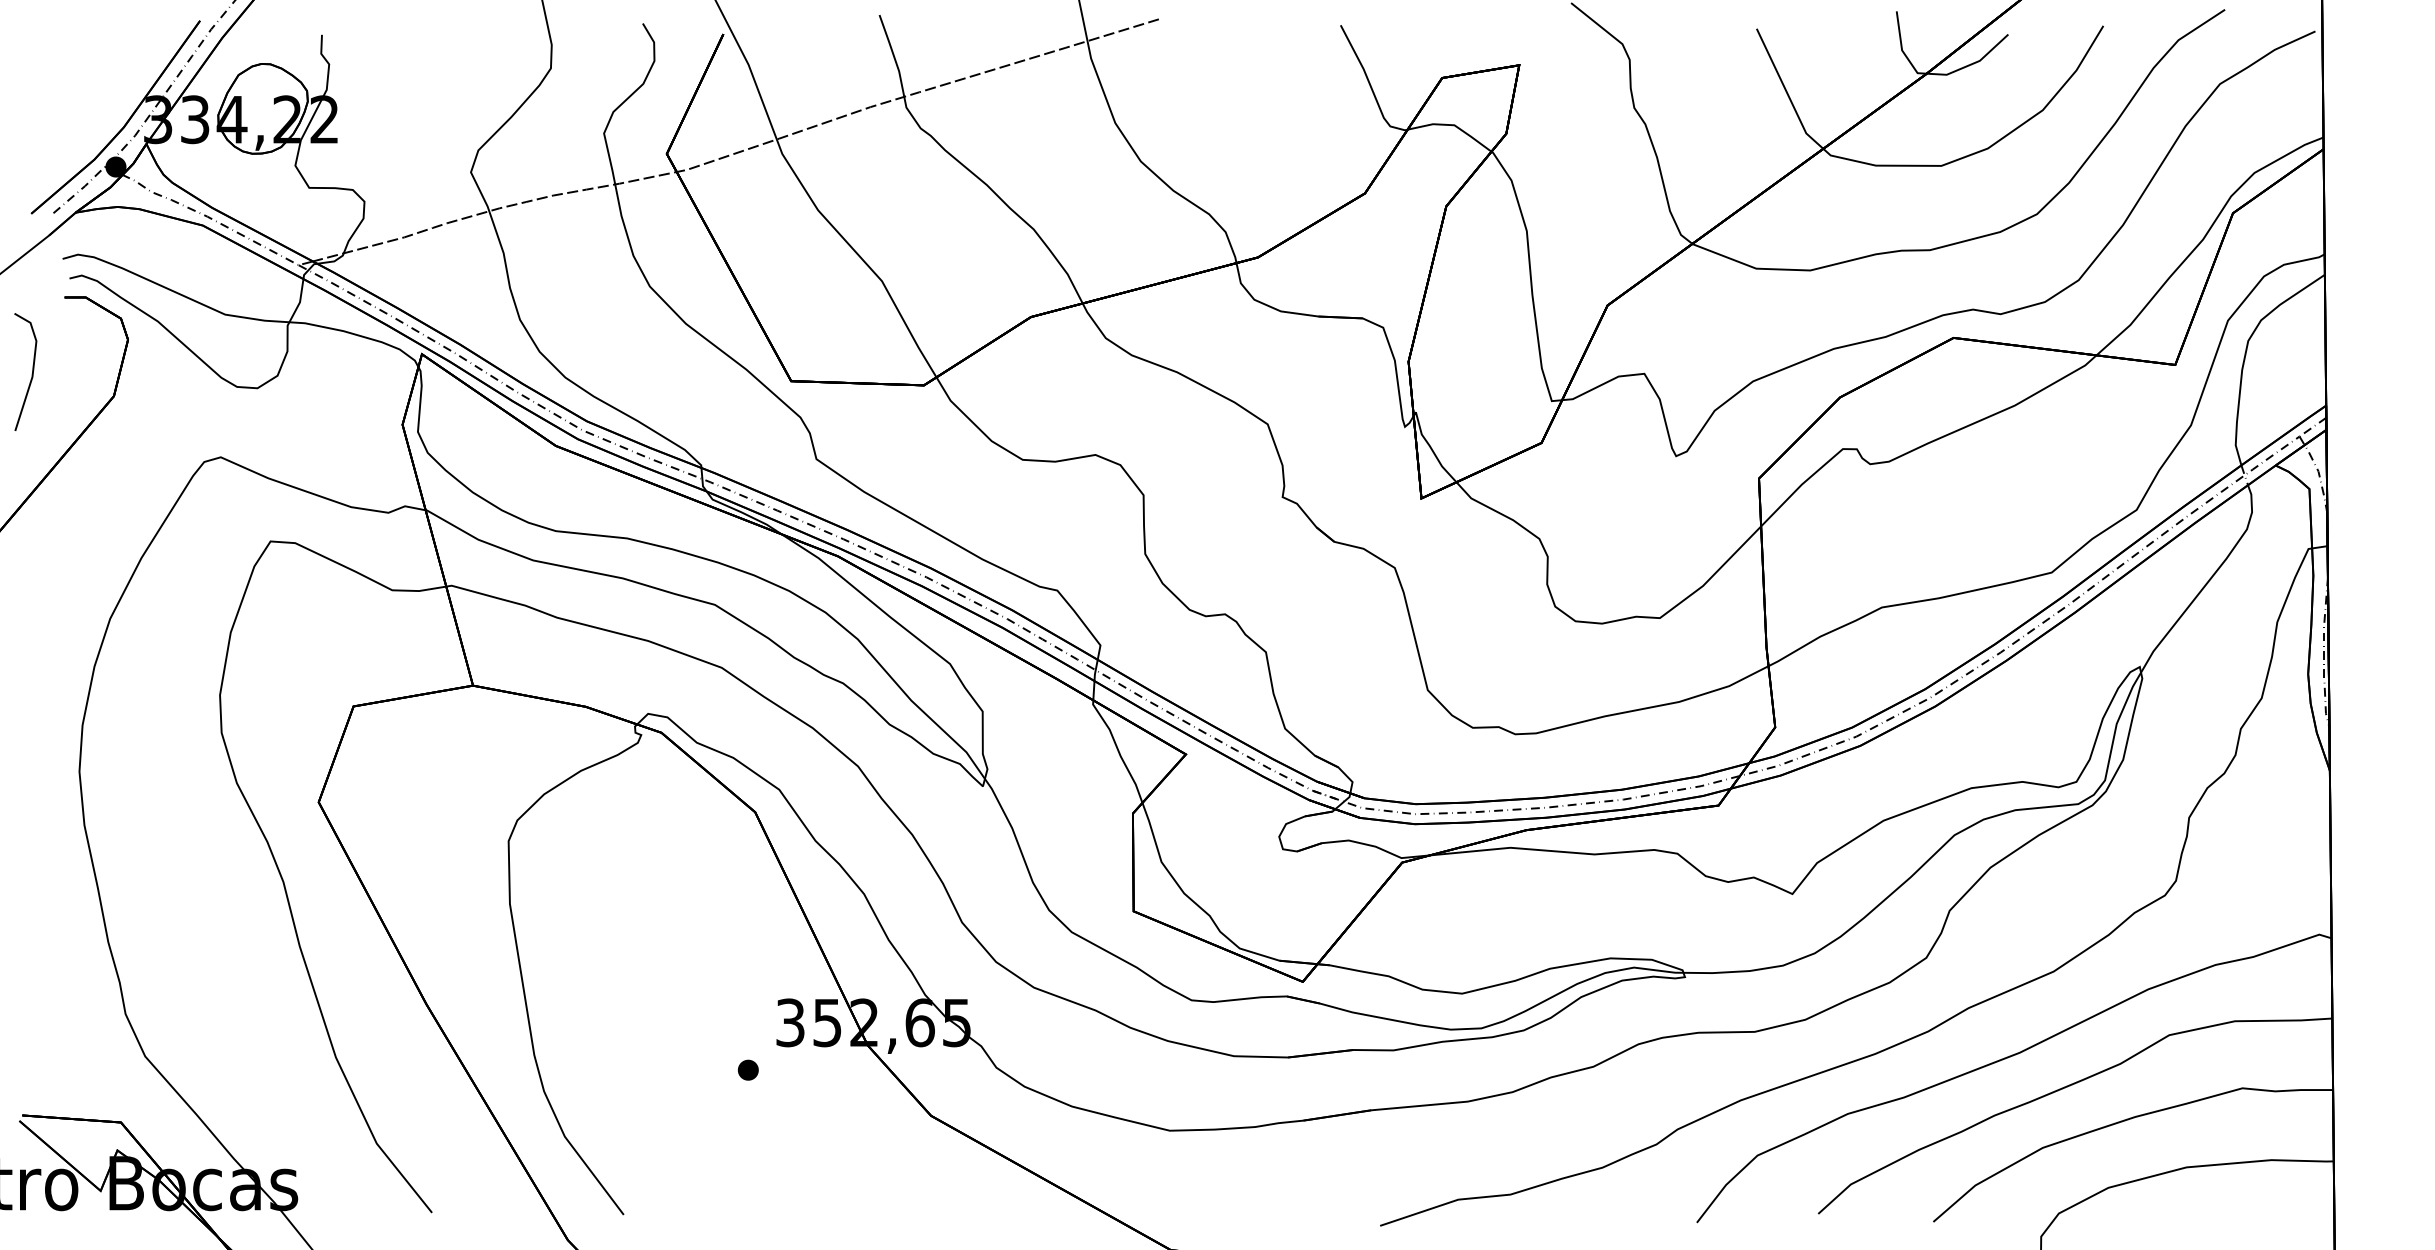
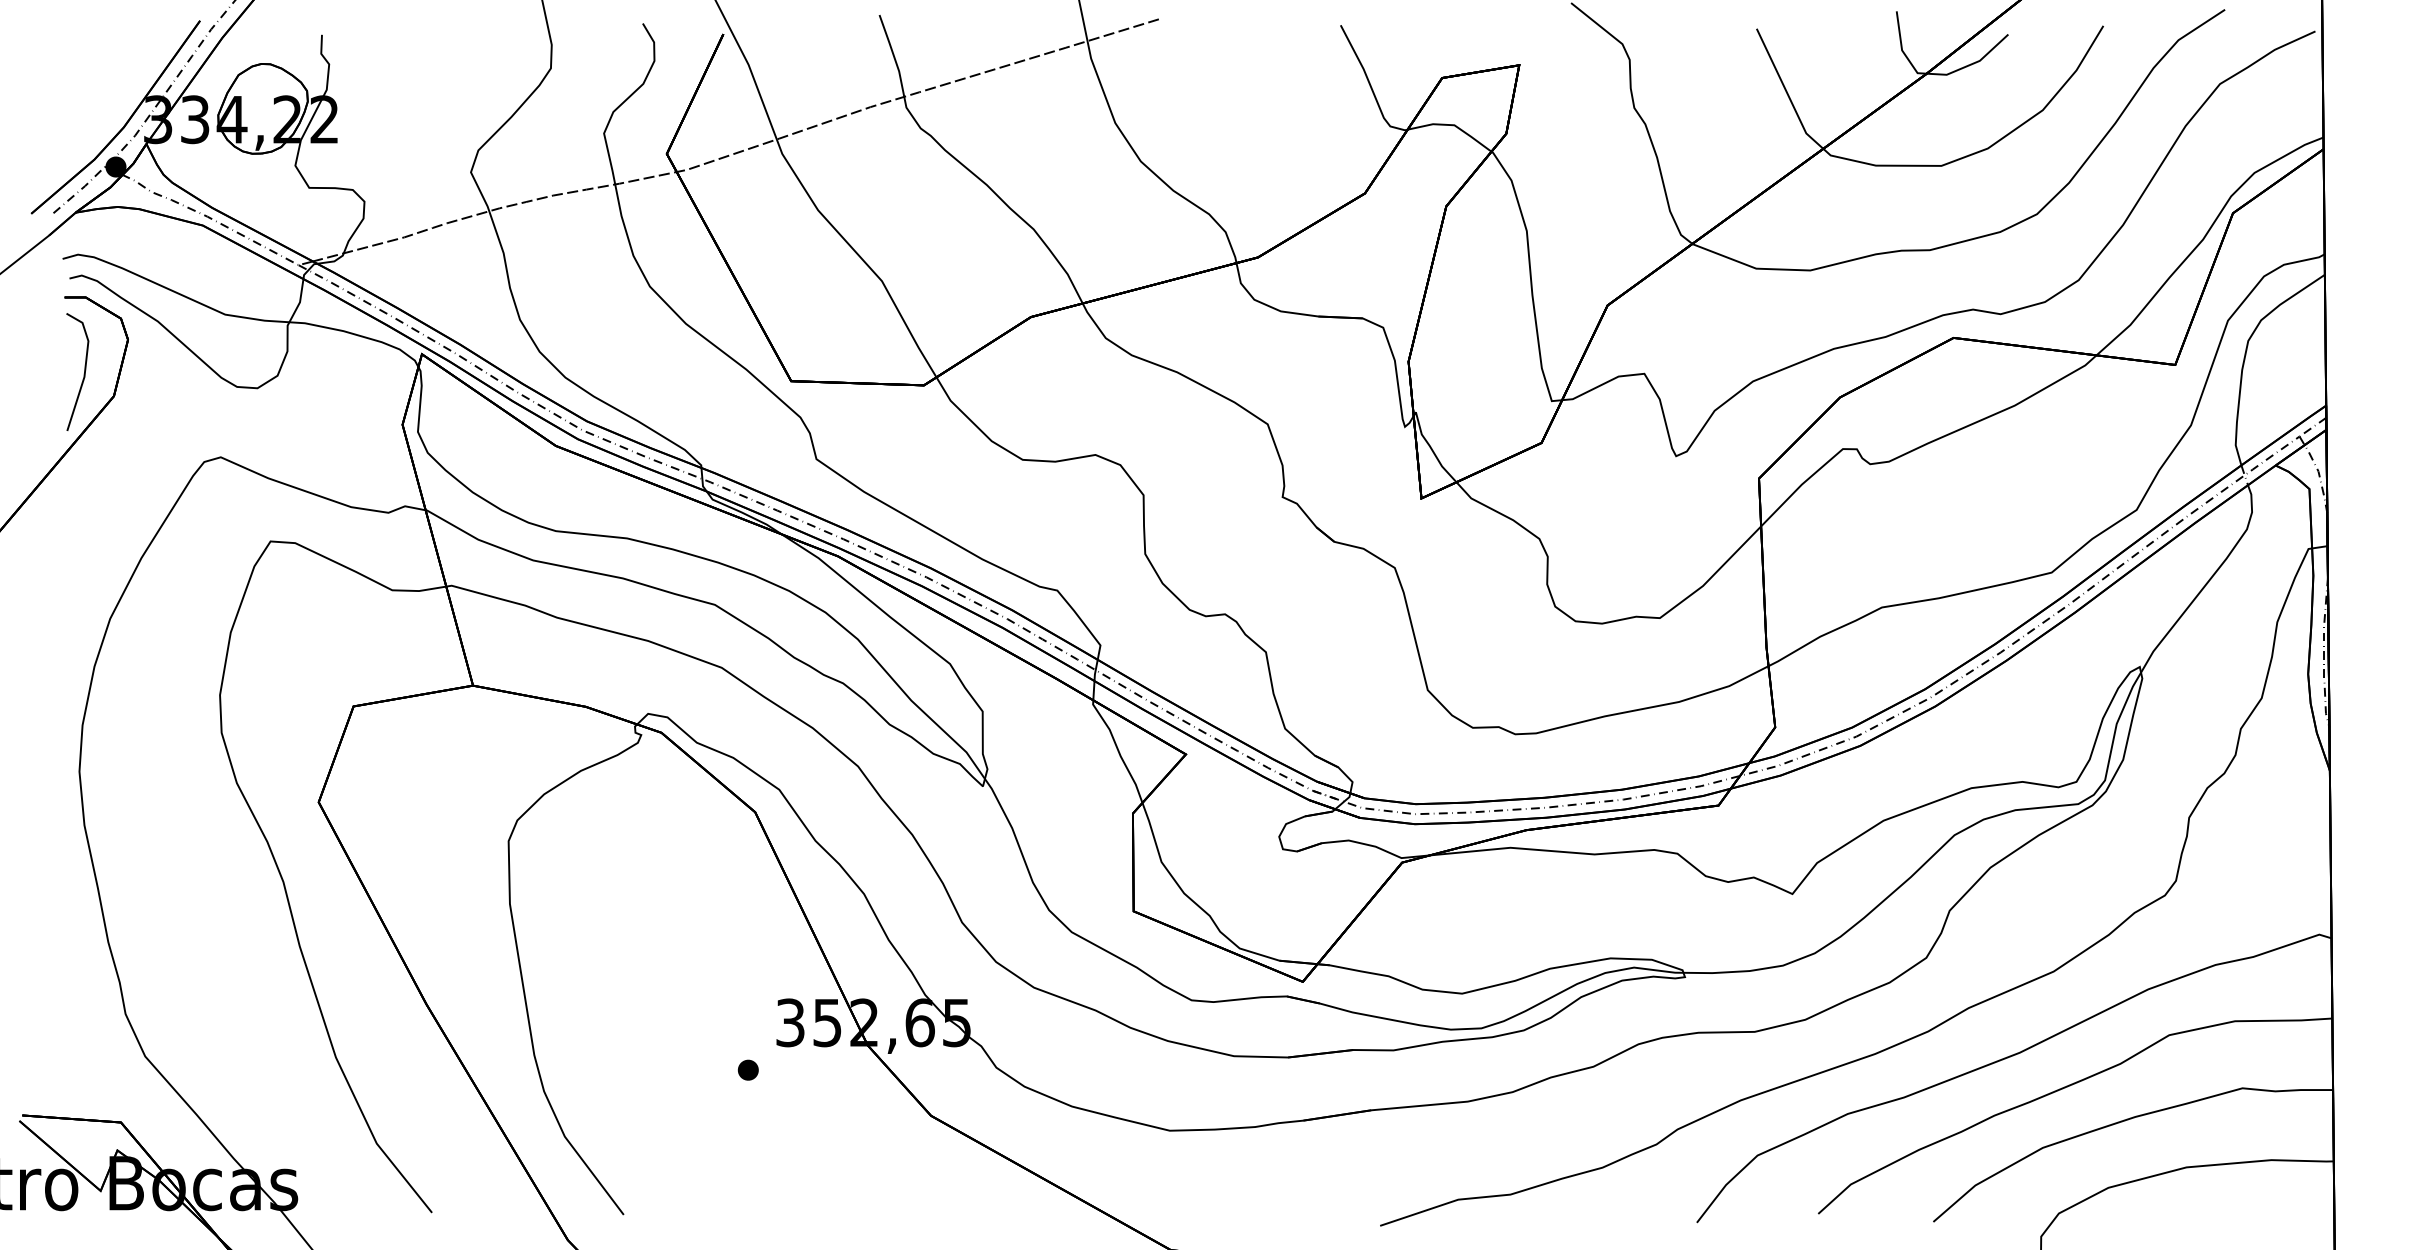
line position: (31, 374) -> (83, 374) (83, 374)
